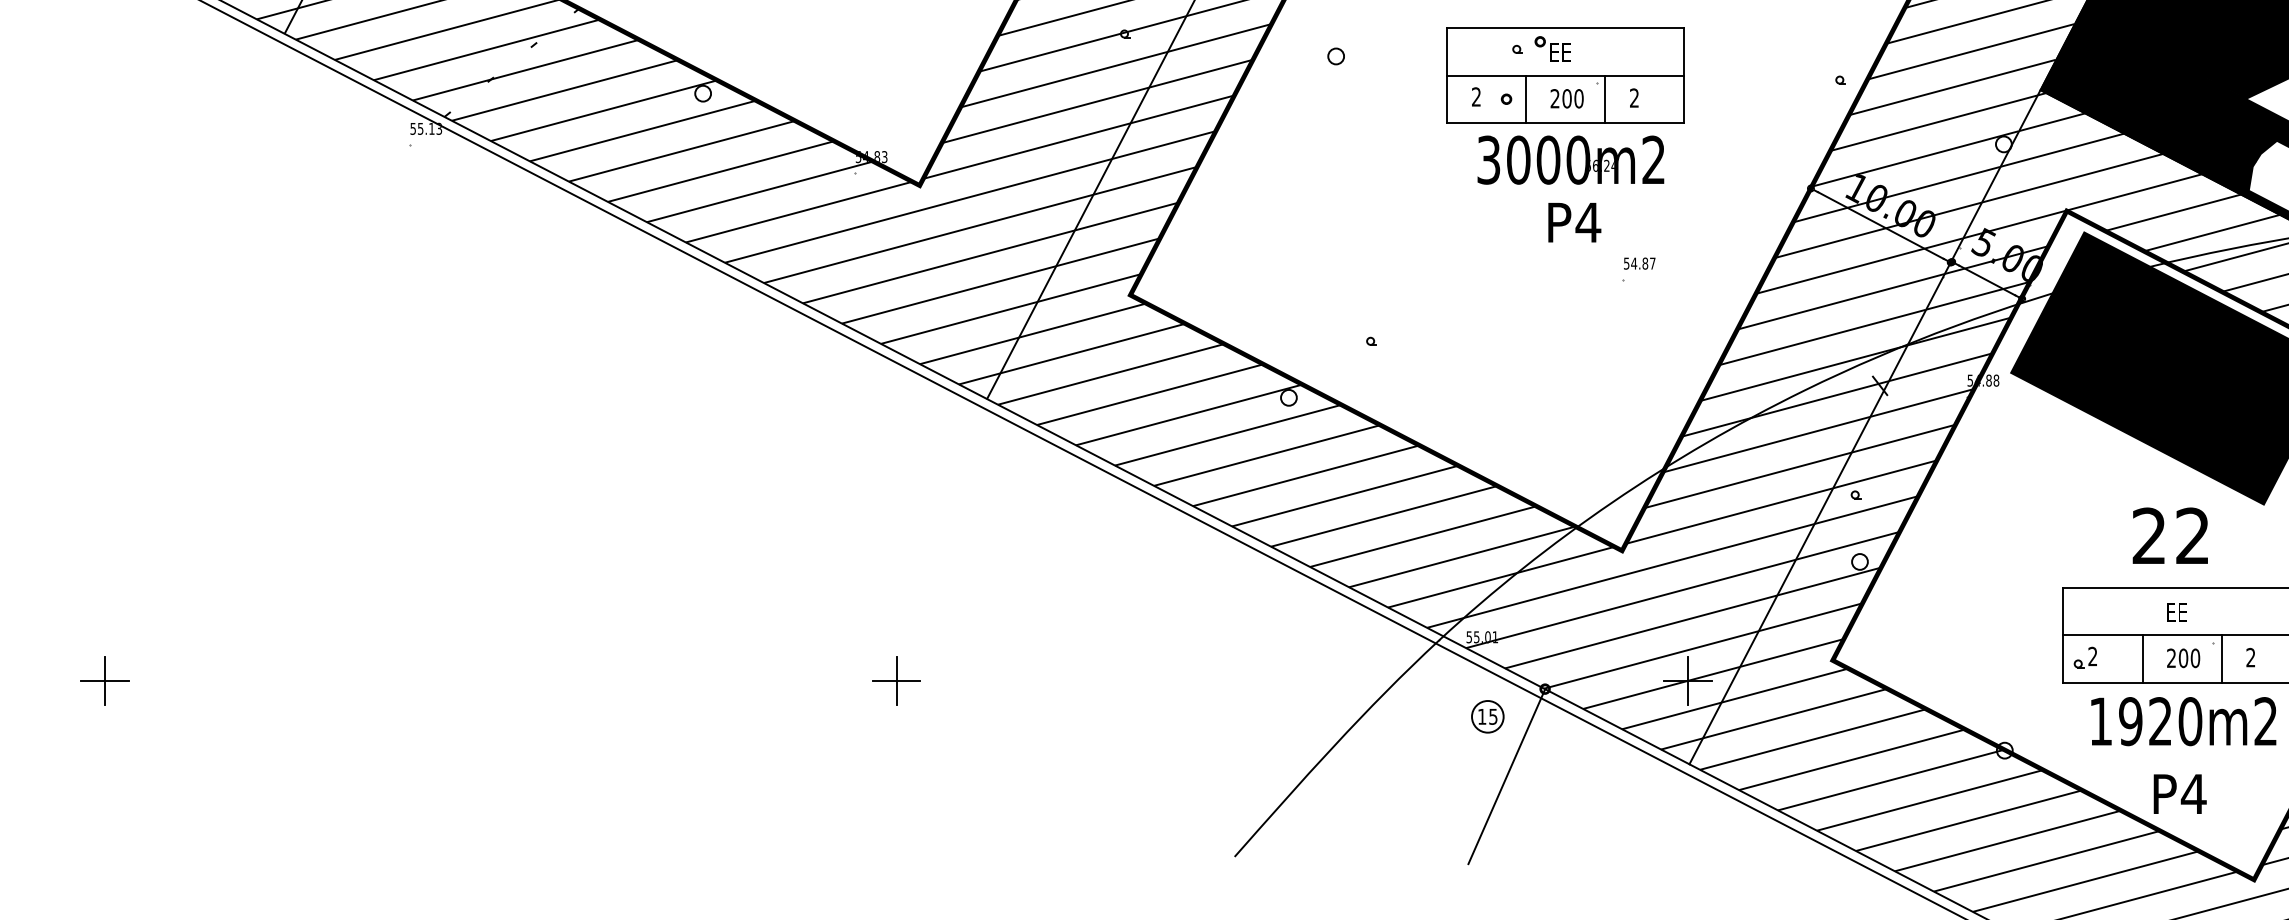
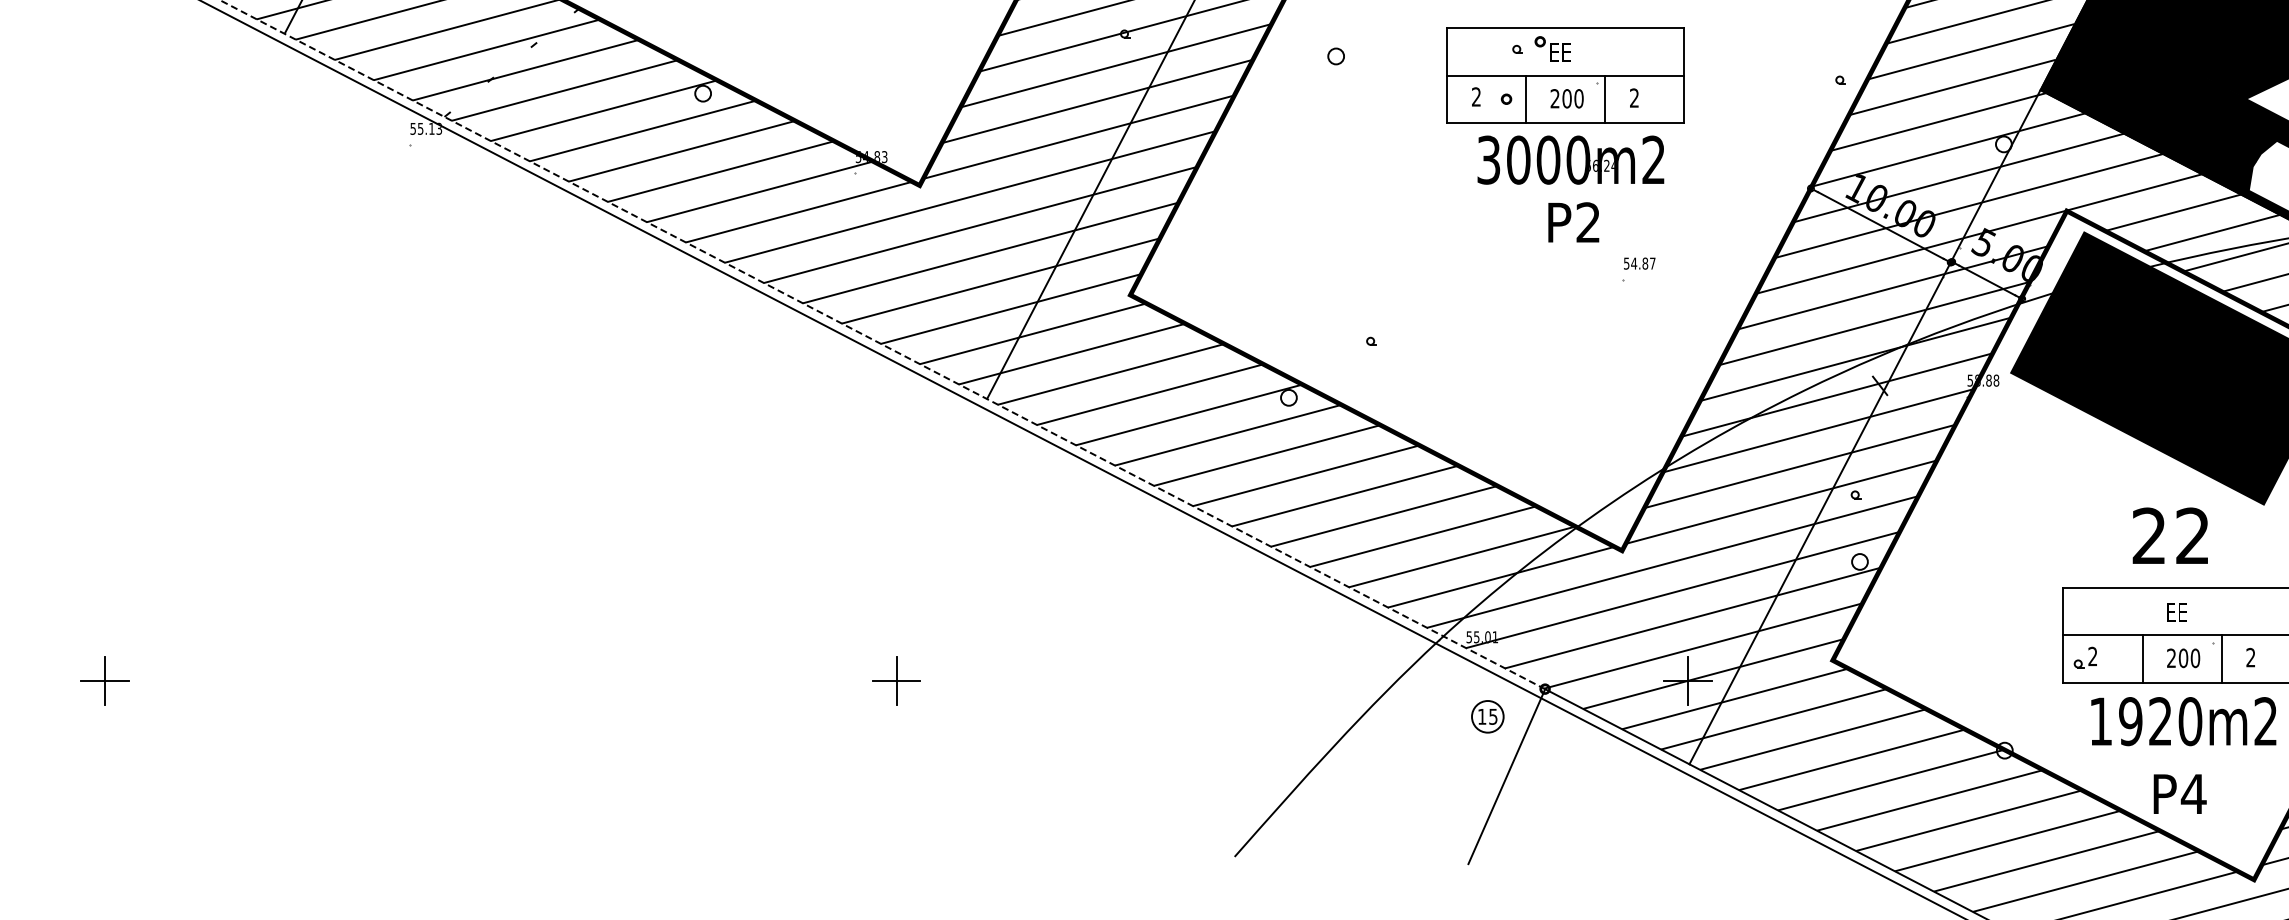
text: P4 -> P2 (1588, 222)
line: solid -> dashed (882, 344)
text: 54.88 -> 58.88 (1977, 380)
